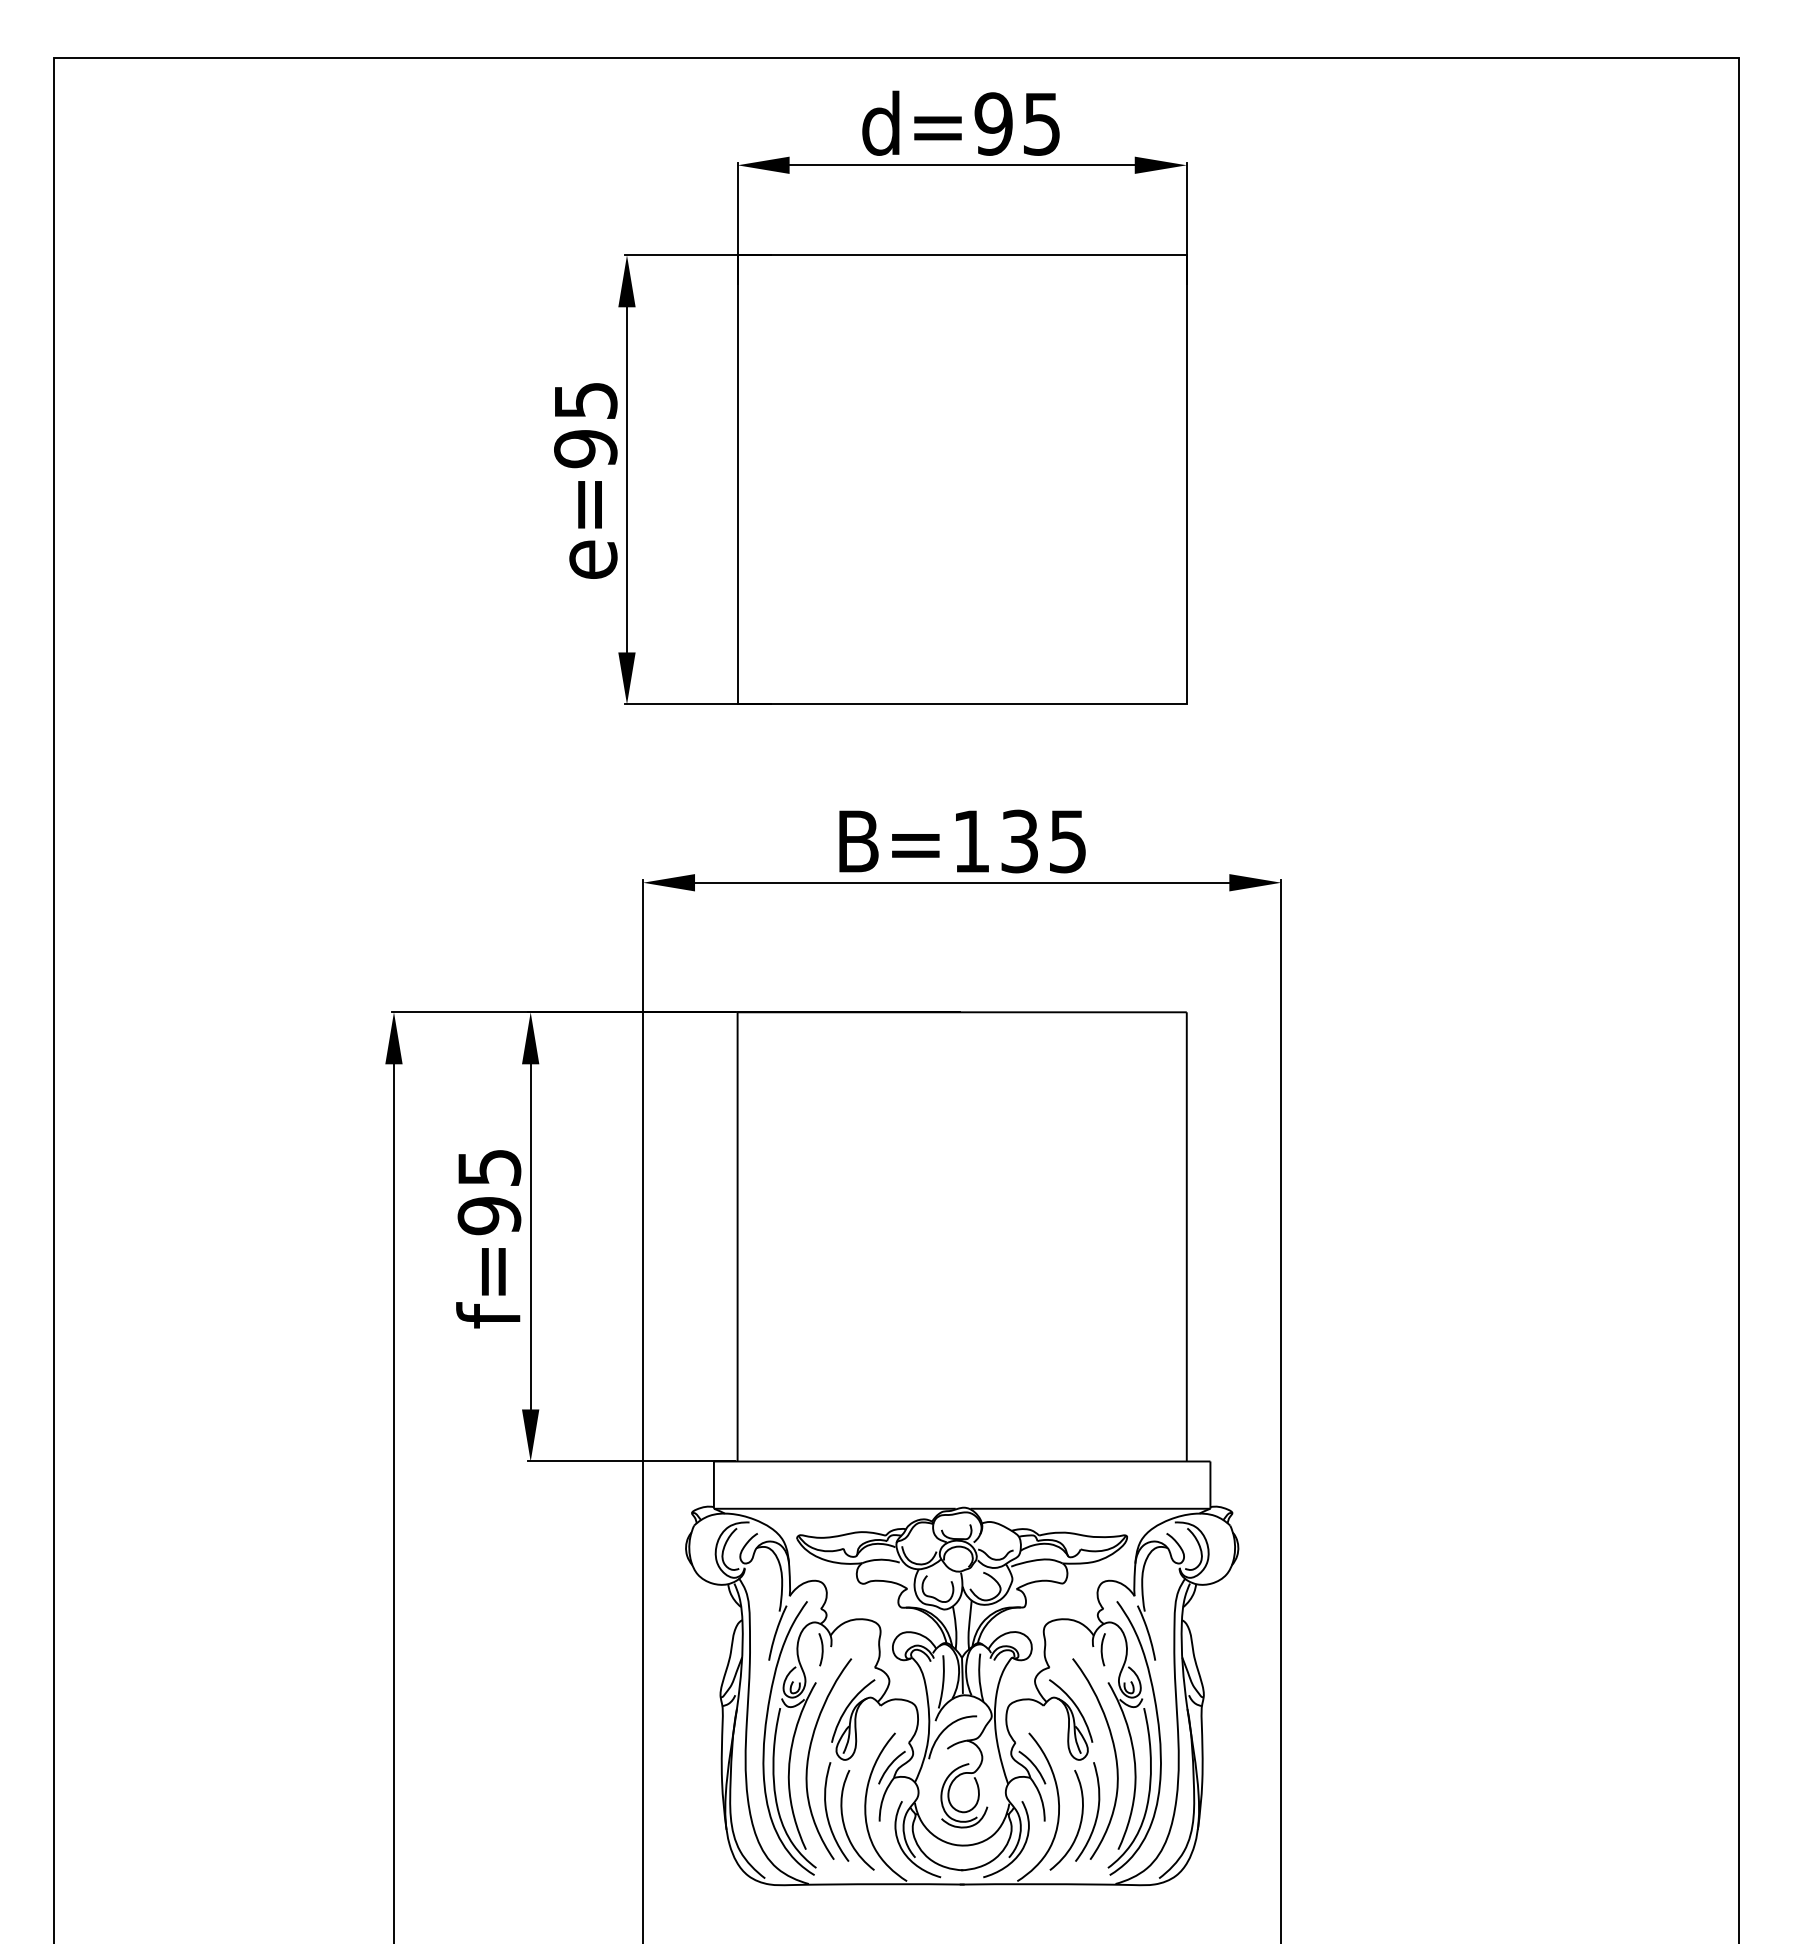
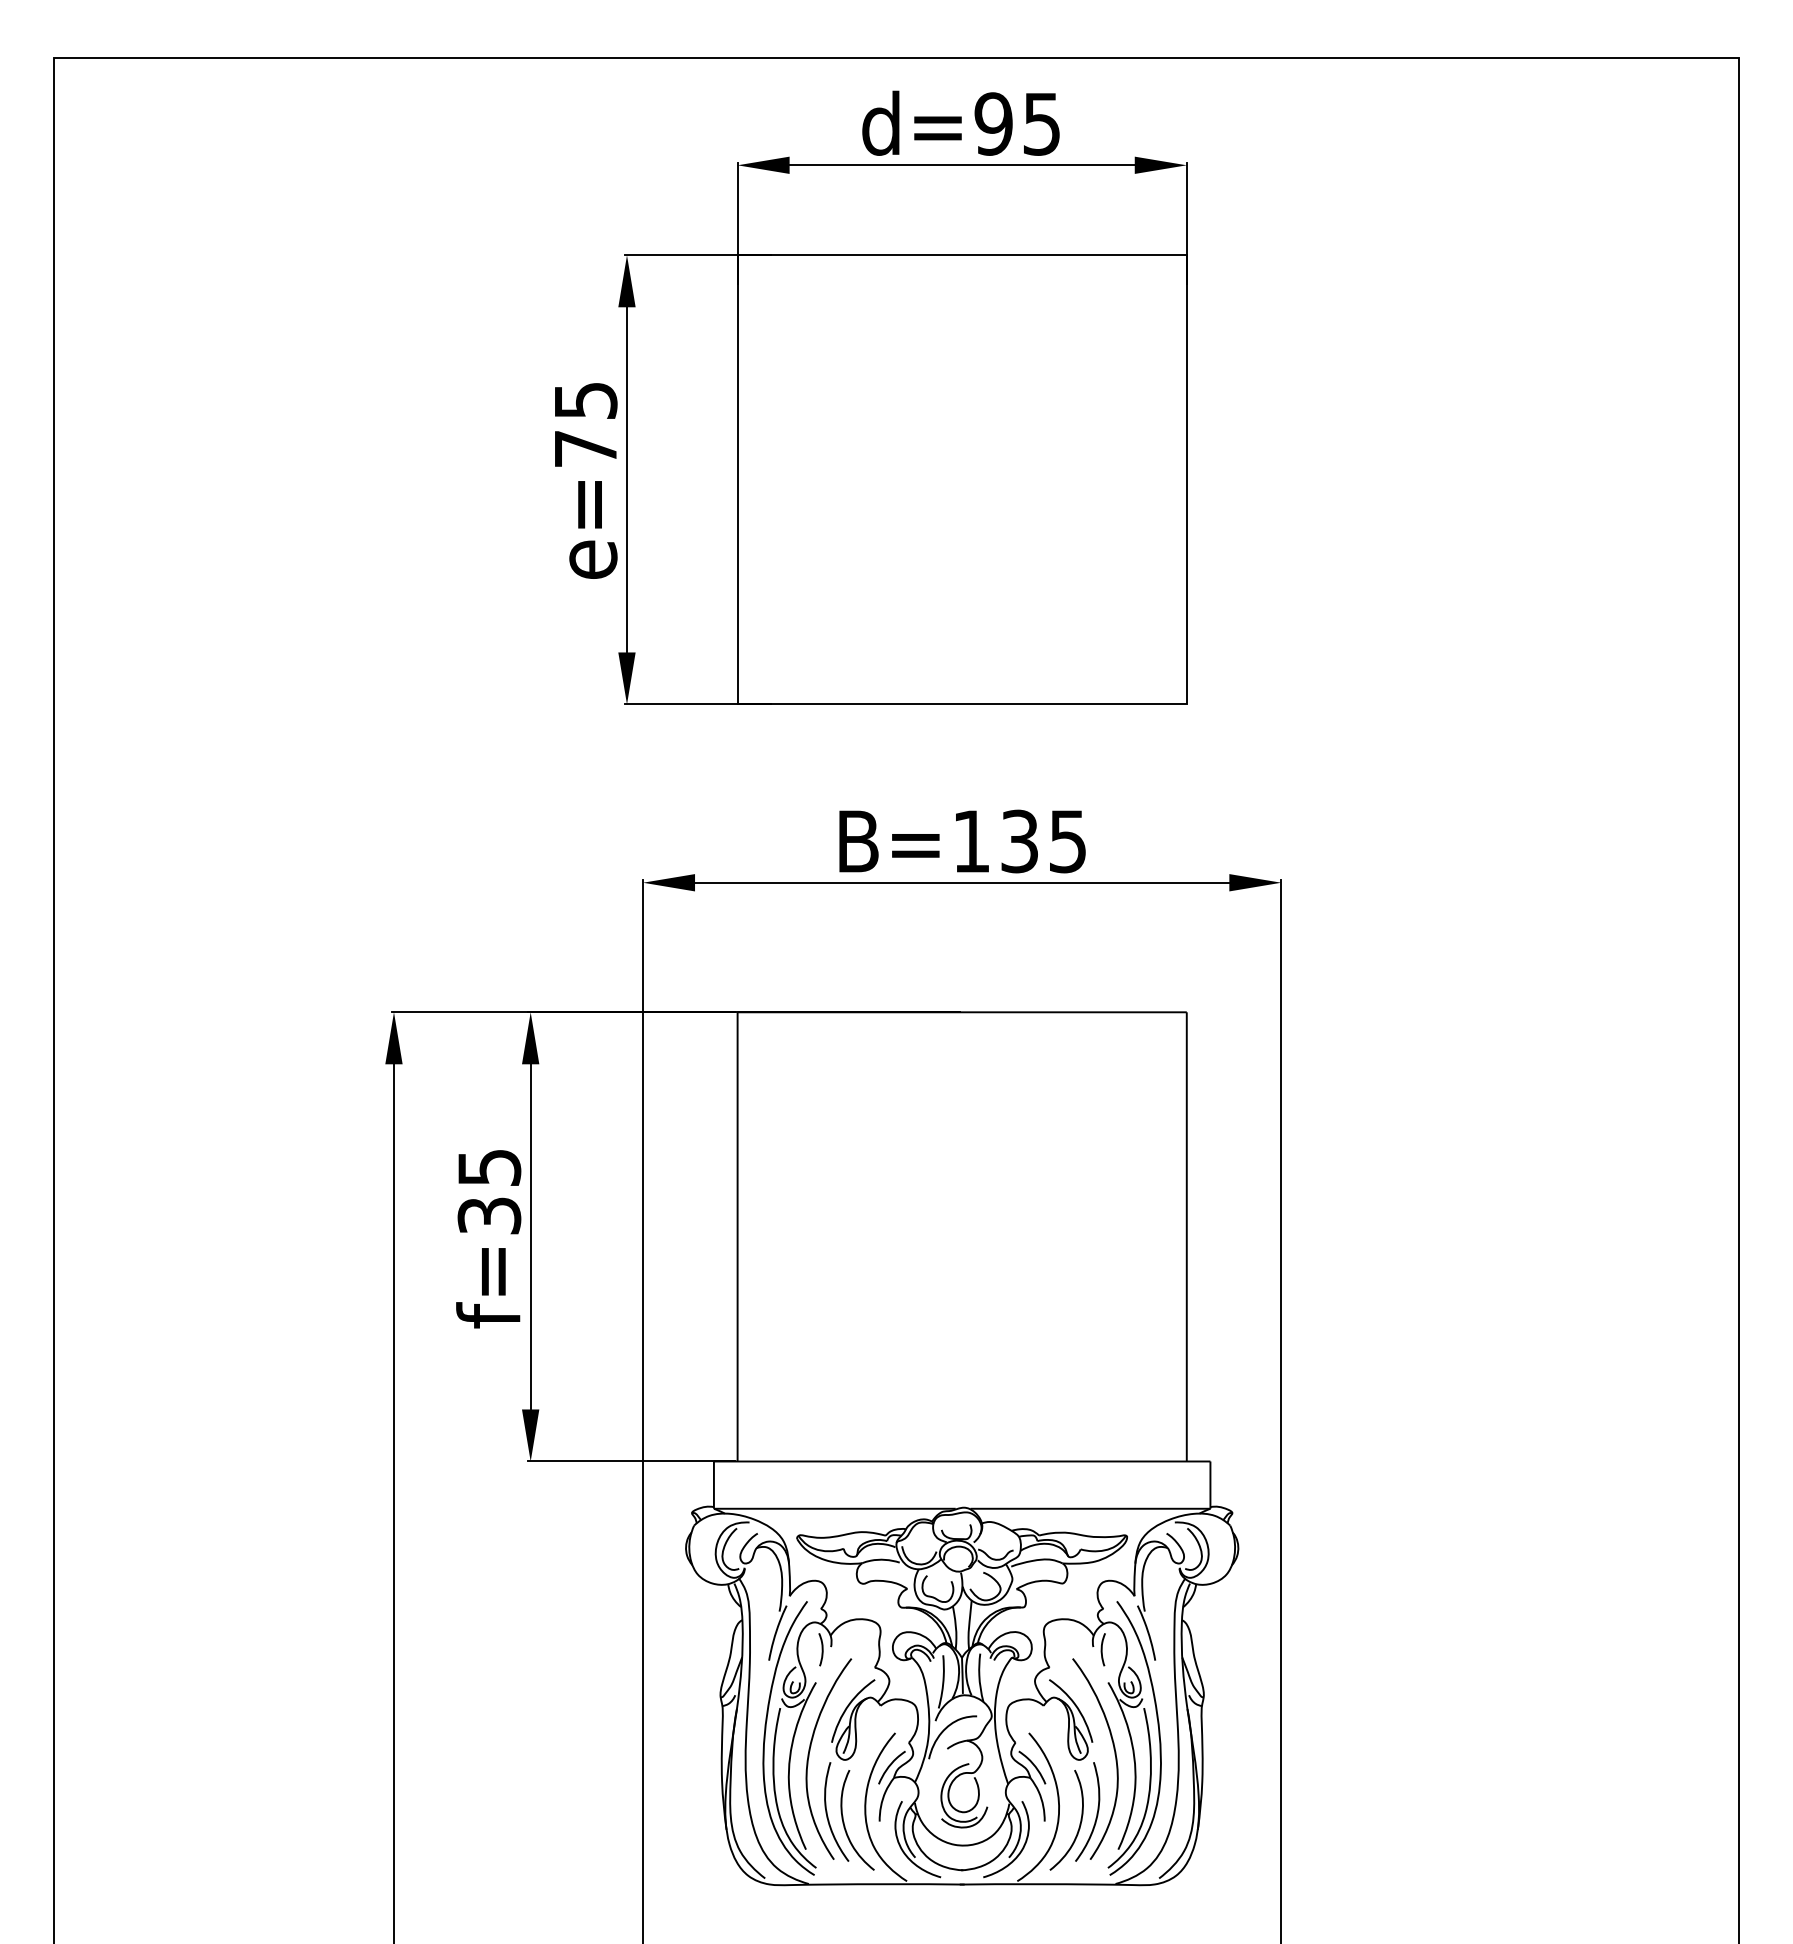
text: e=95 -> e=75 (585, 449)
text: f=95 -> f=35 (489, 1216)
